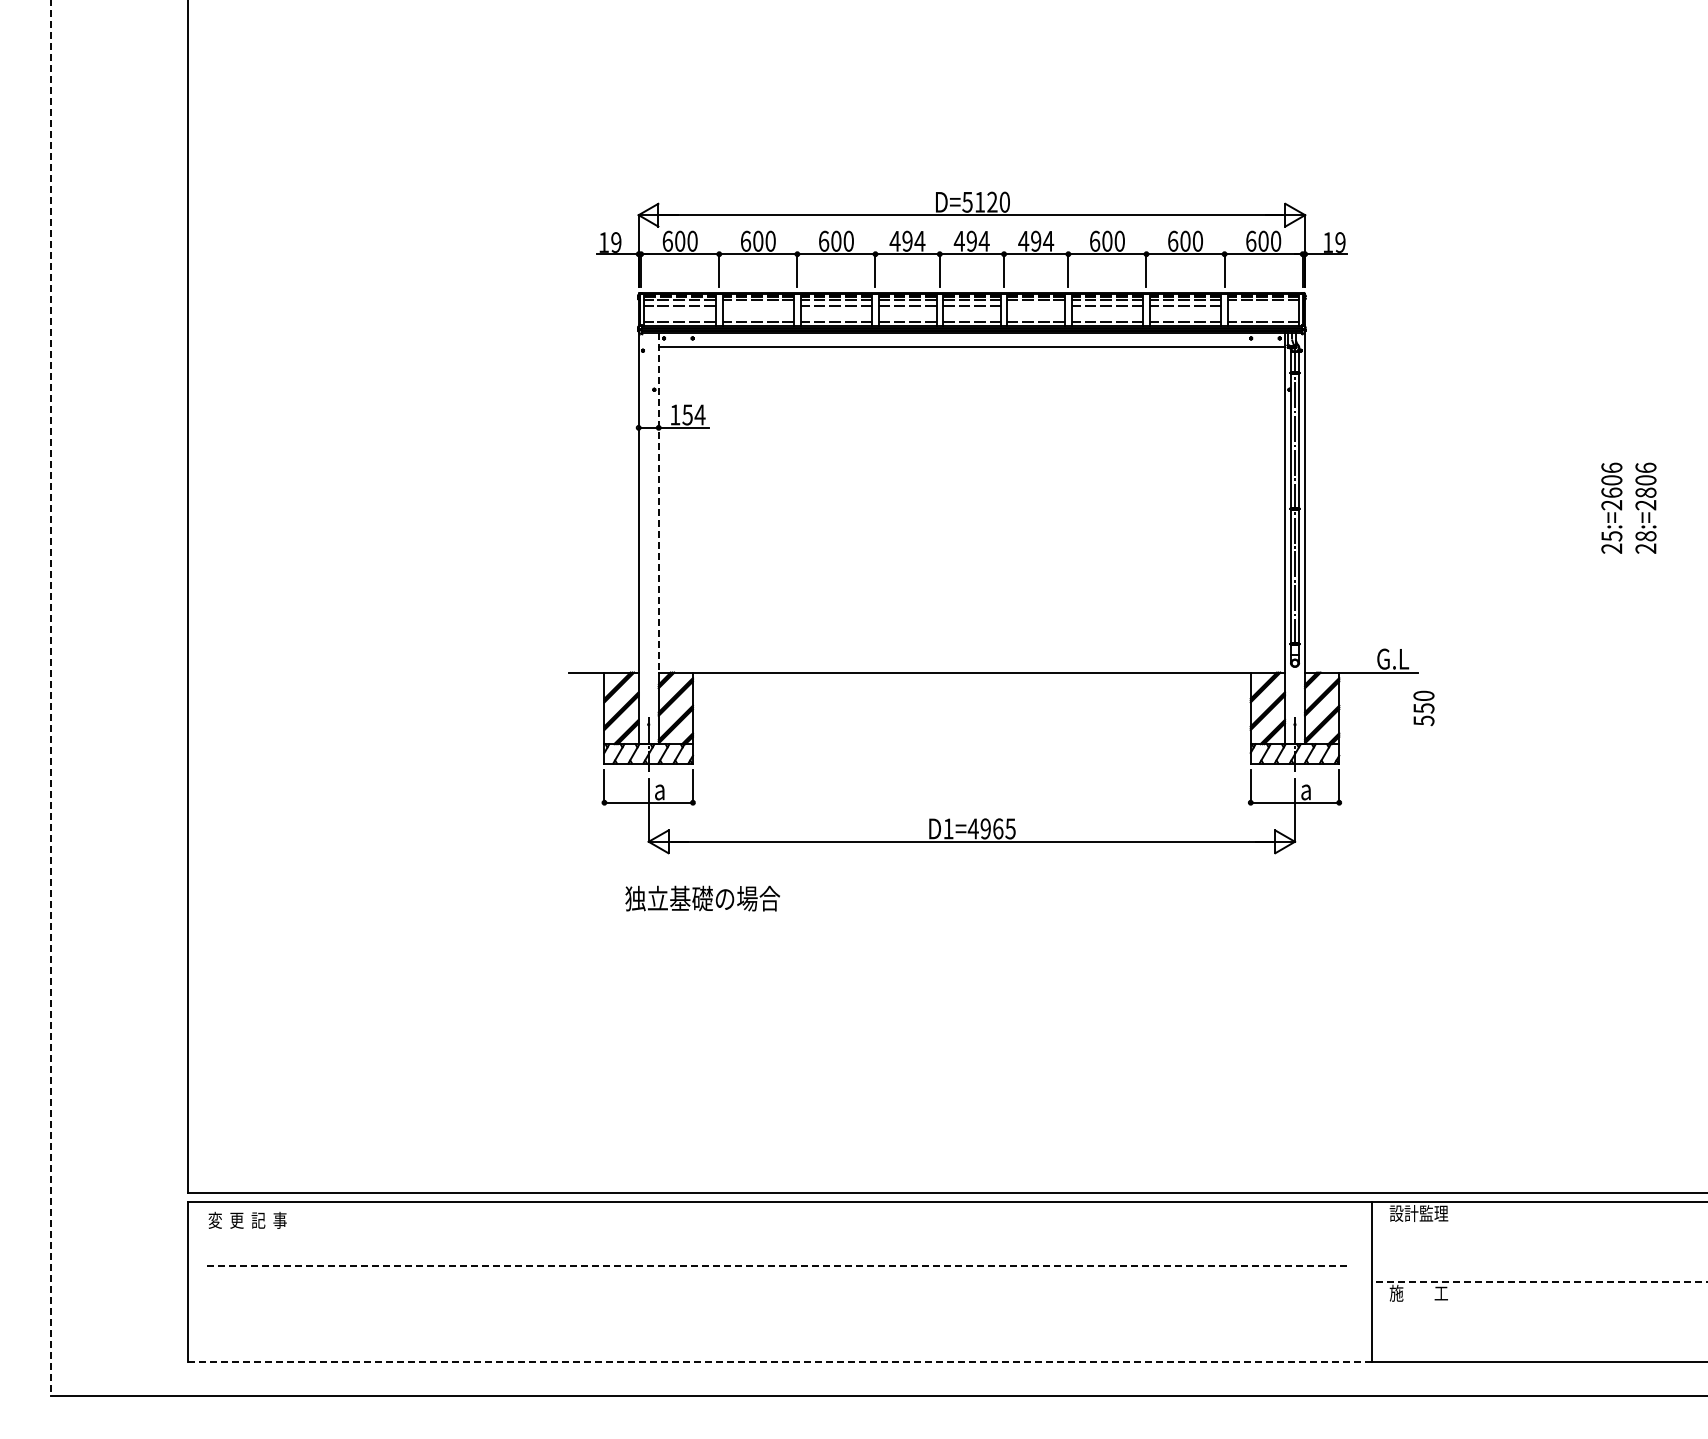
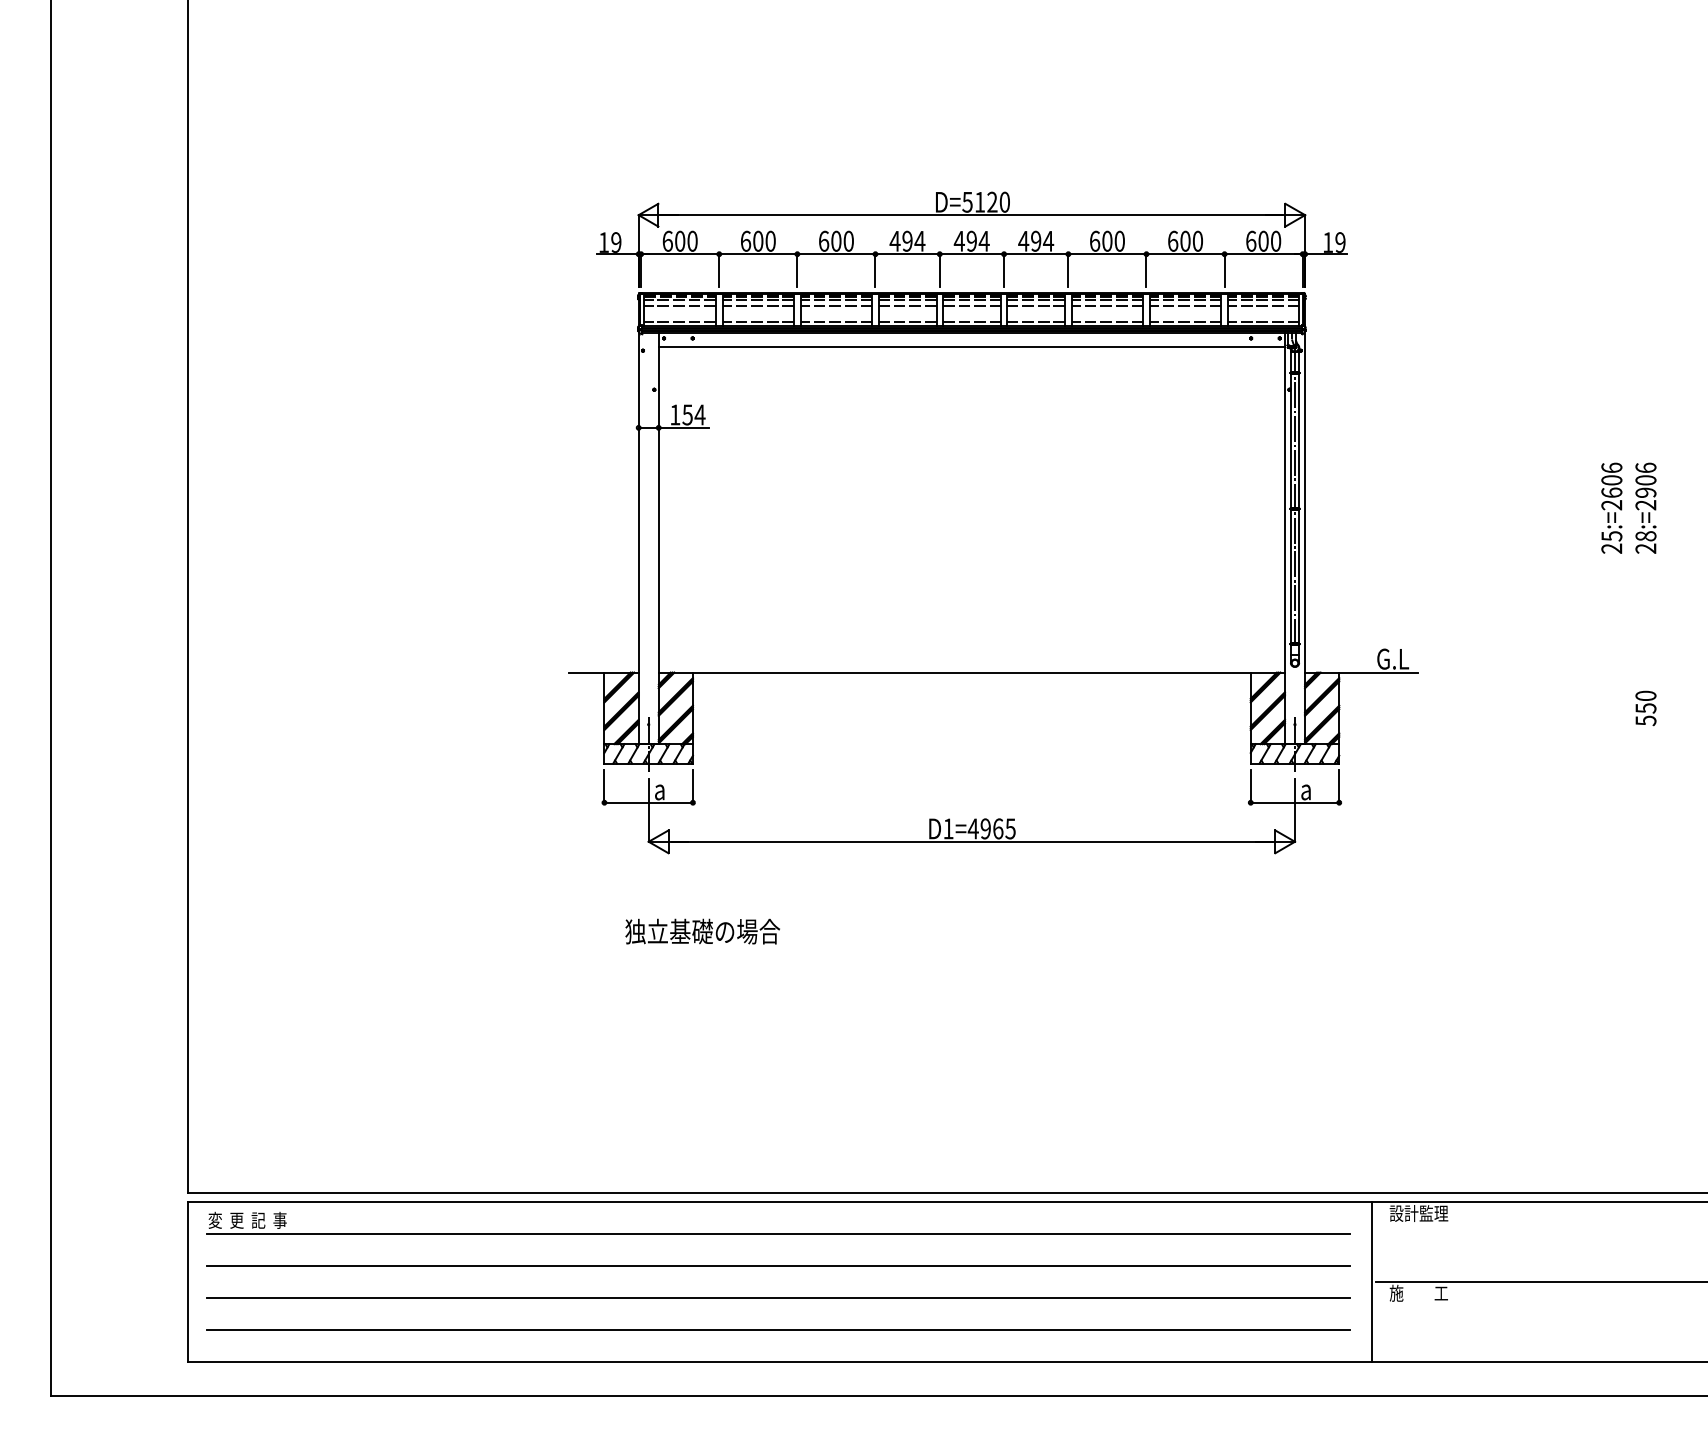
line: none -> present (758, 305)
line: none -> present (1036, 305)
line: none -> present (1263, 305)
text: 28:=2806 -> 28:=2906 (1645, 492)
line: dashed -> solid (658, 502)
line: dashed -> solid (51, 698)
text position: (1423, 708) -> (1645, 708) (1645, 708)
text position: (702, 898) -> (702, 931) (702, 931)
line: none -> present (778, 1234)
line: dashed -> solid (778, 1266)
line: dashed -> solid (1541, 1282)
line: none -> present (778, 1298)
line: none -> present (778, 1329)
line: dashed -> solid (780, 1361)
